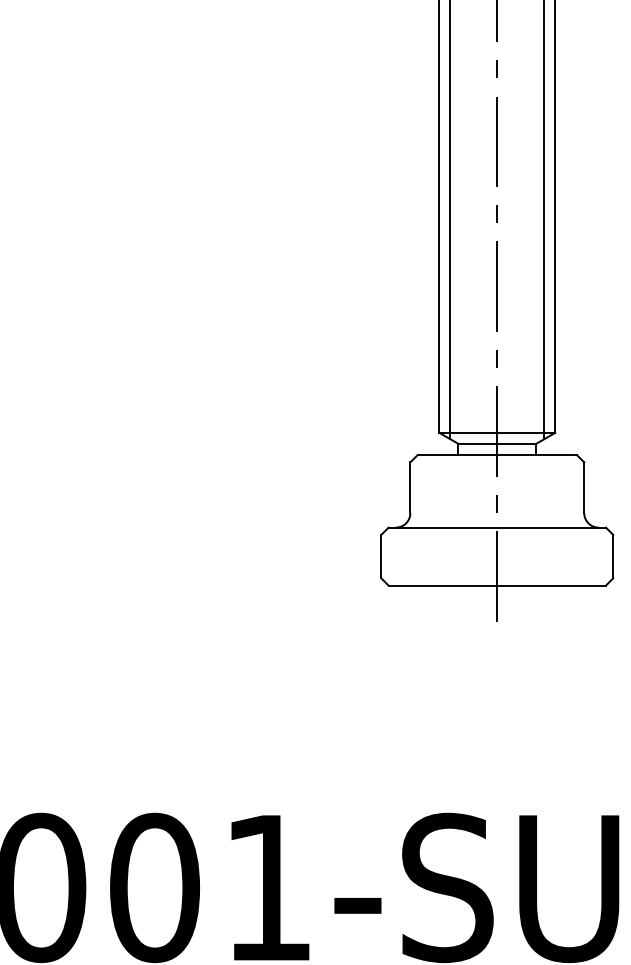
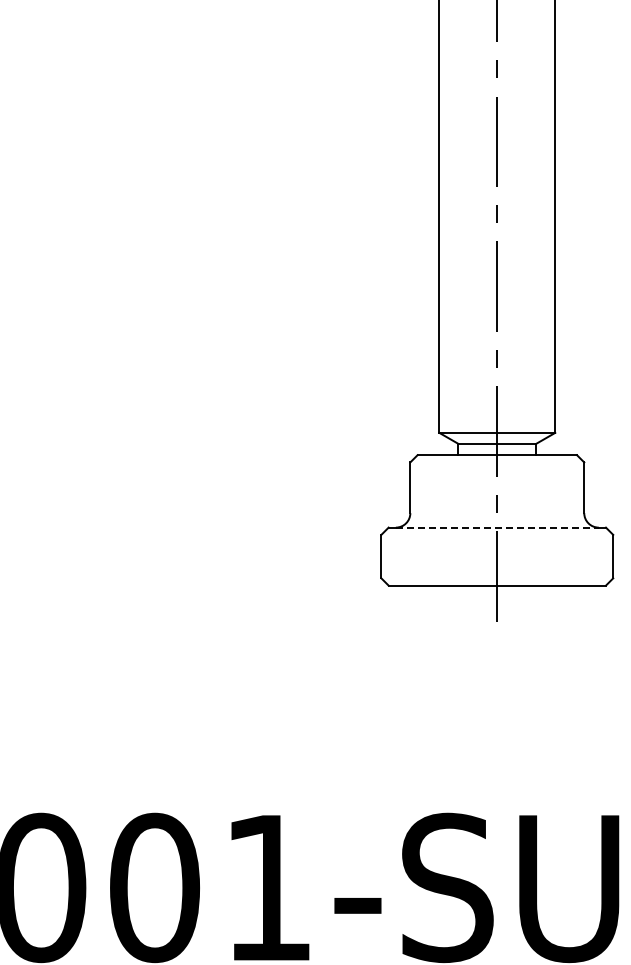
line: present -> none (450, 220)
line: present -> none (544, 220)
line: solid -> dashed (497, 527)
